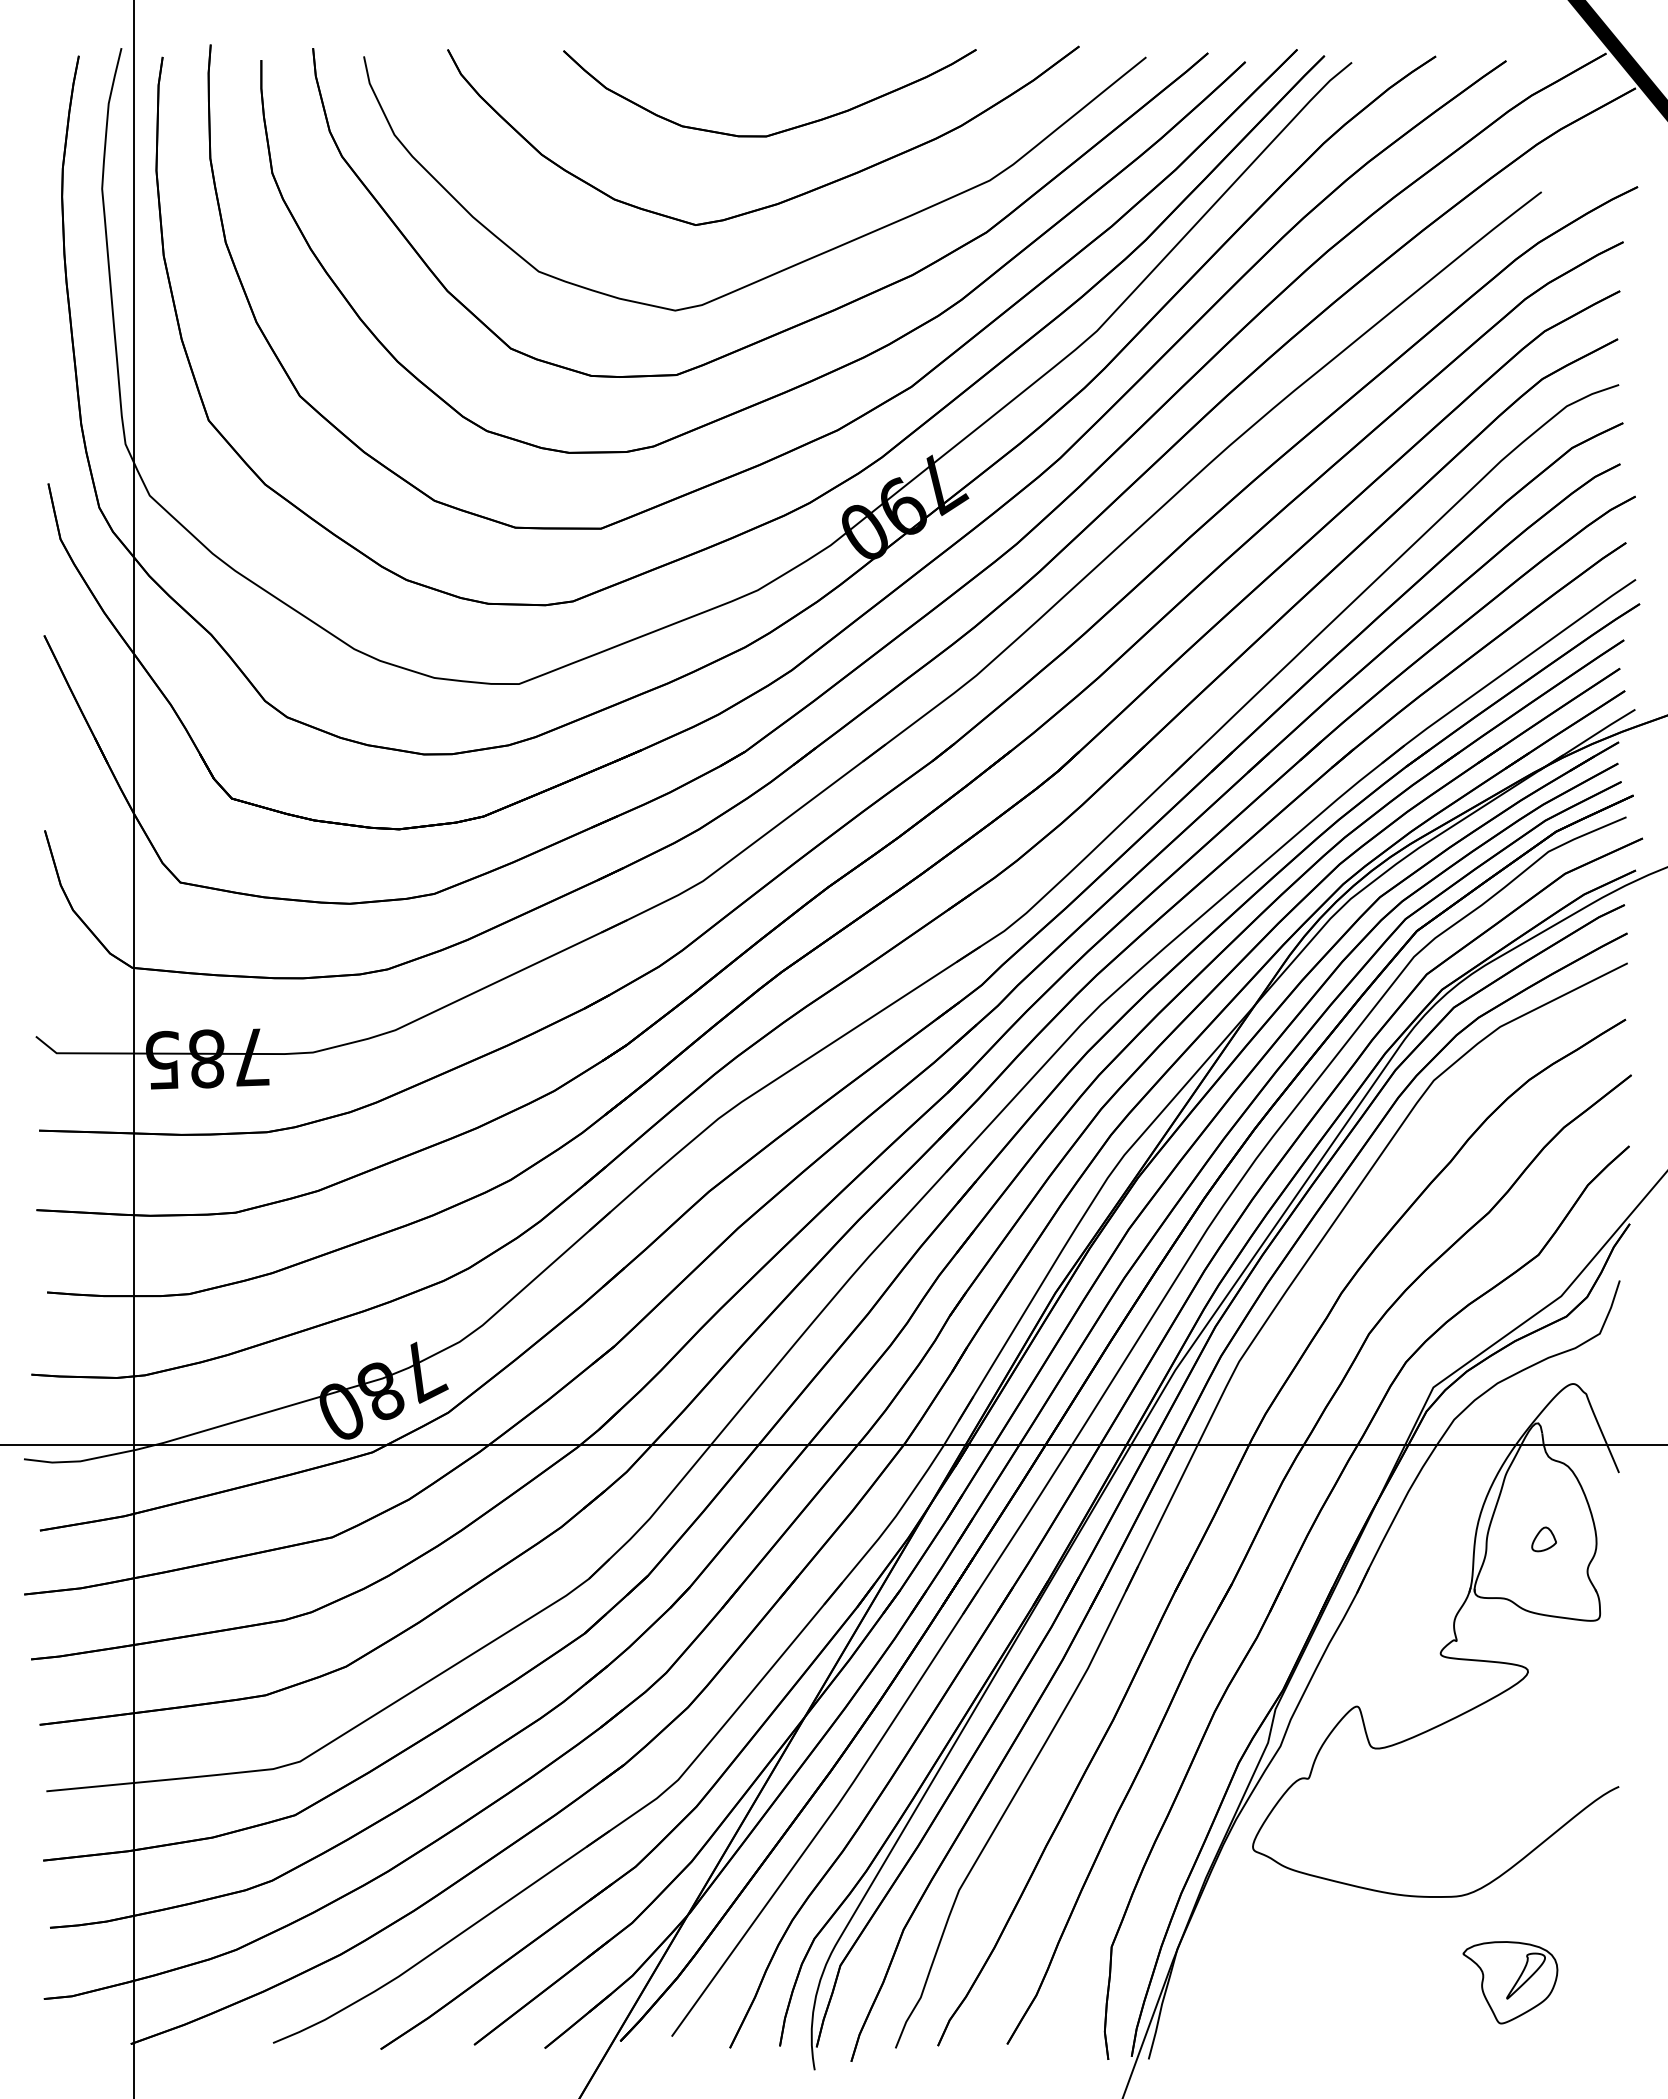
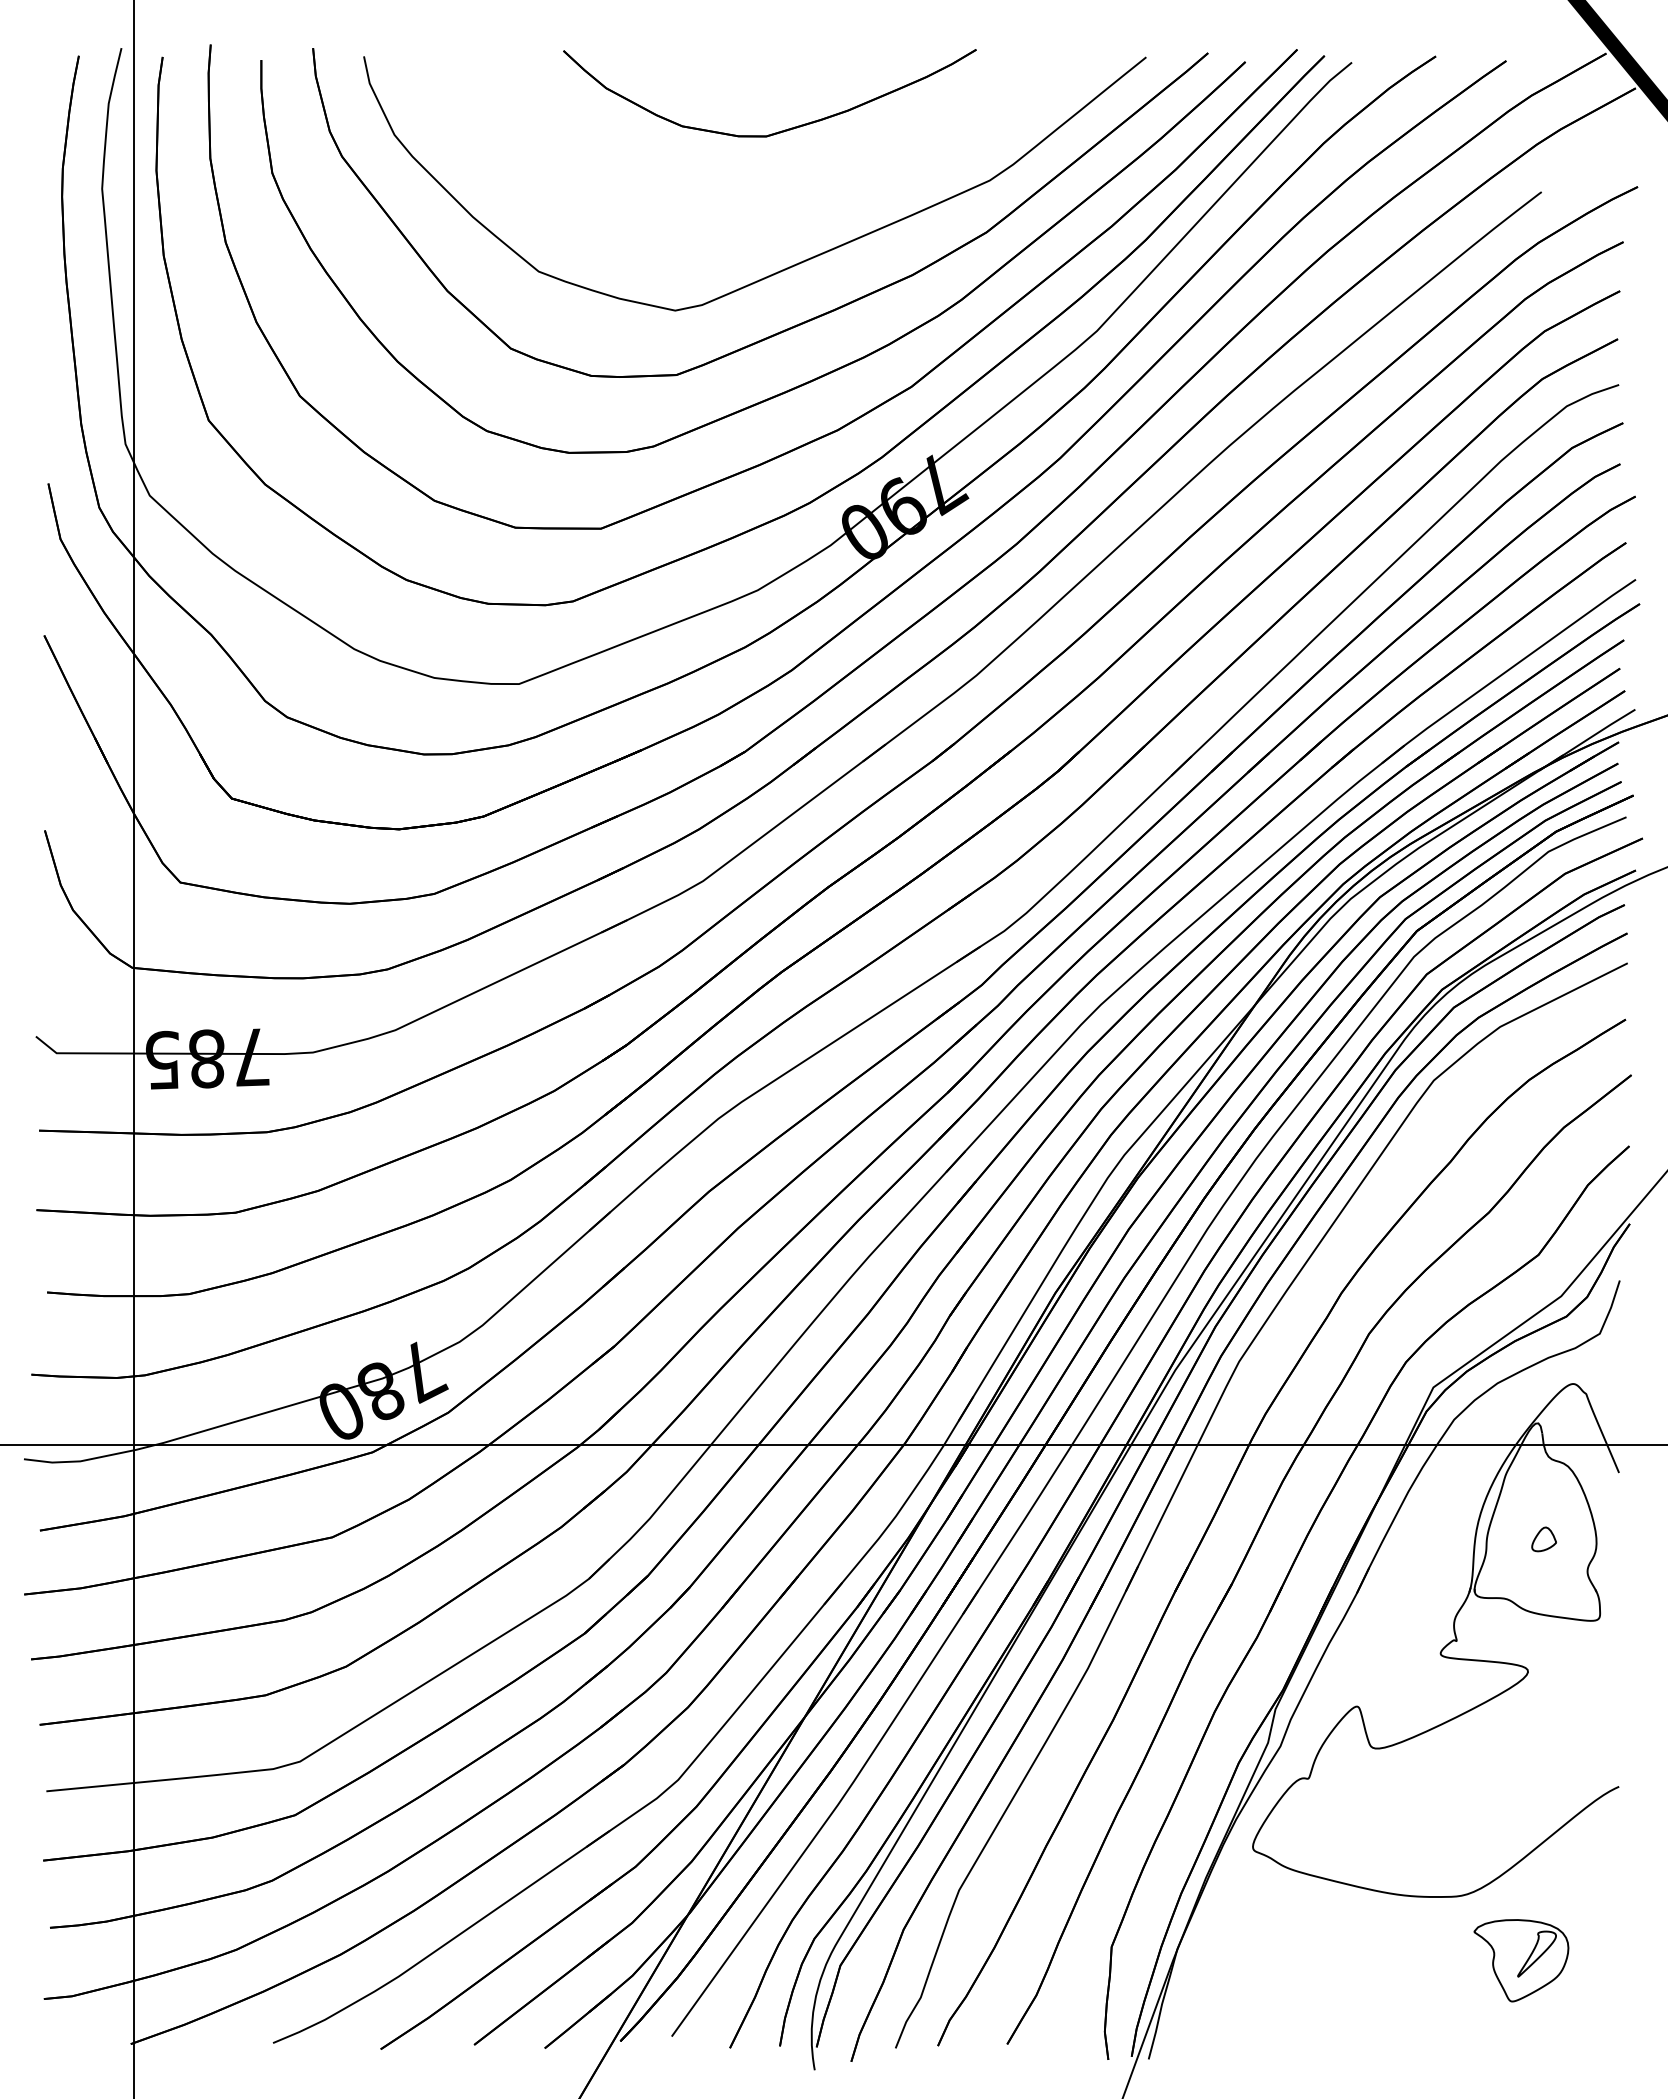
part: present -> none (788, 198)
part position: (1510, 1982) -> (1521, 1960) (1521, 1960)
